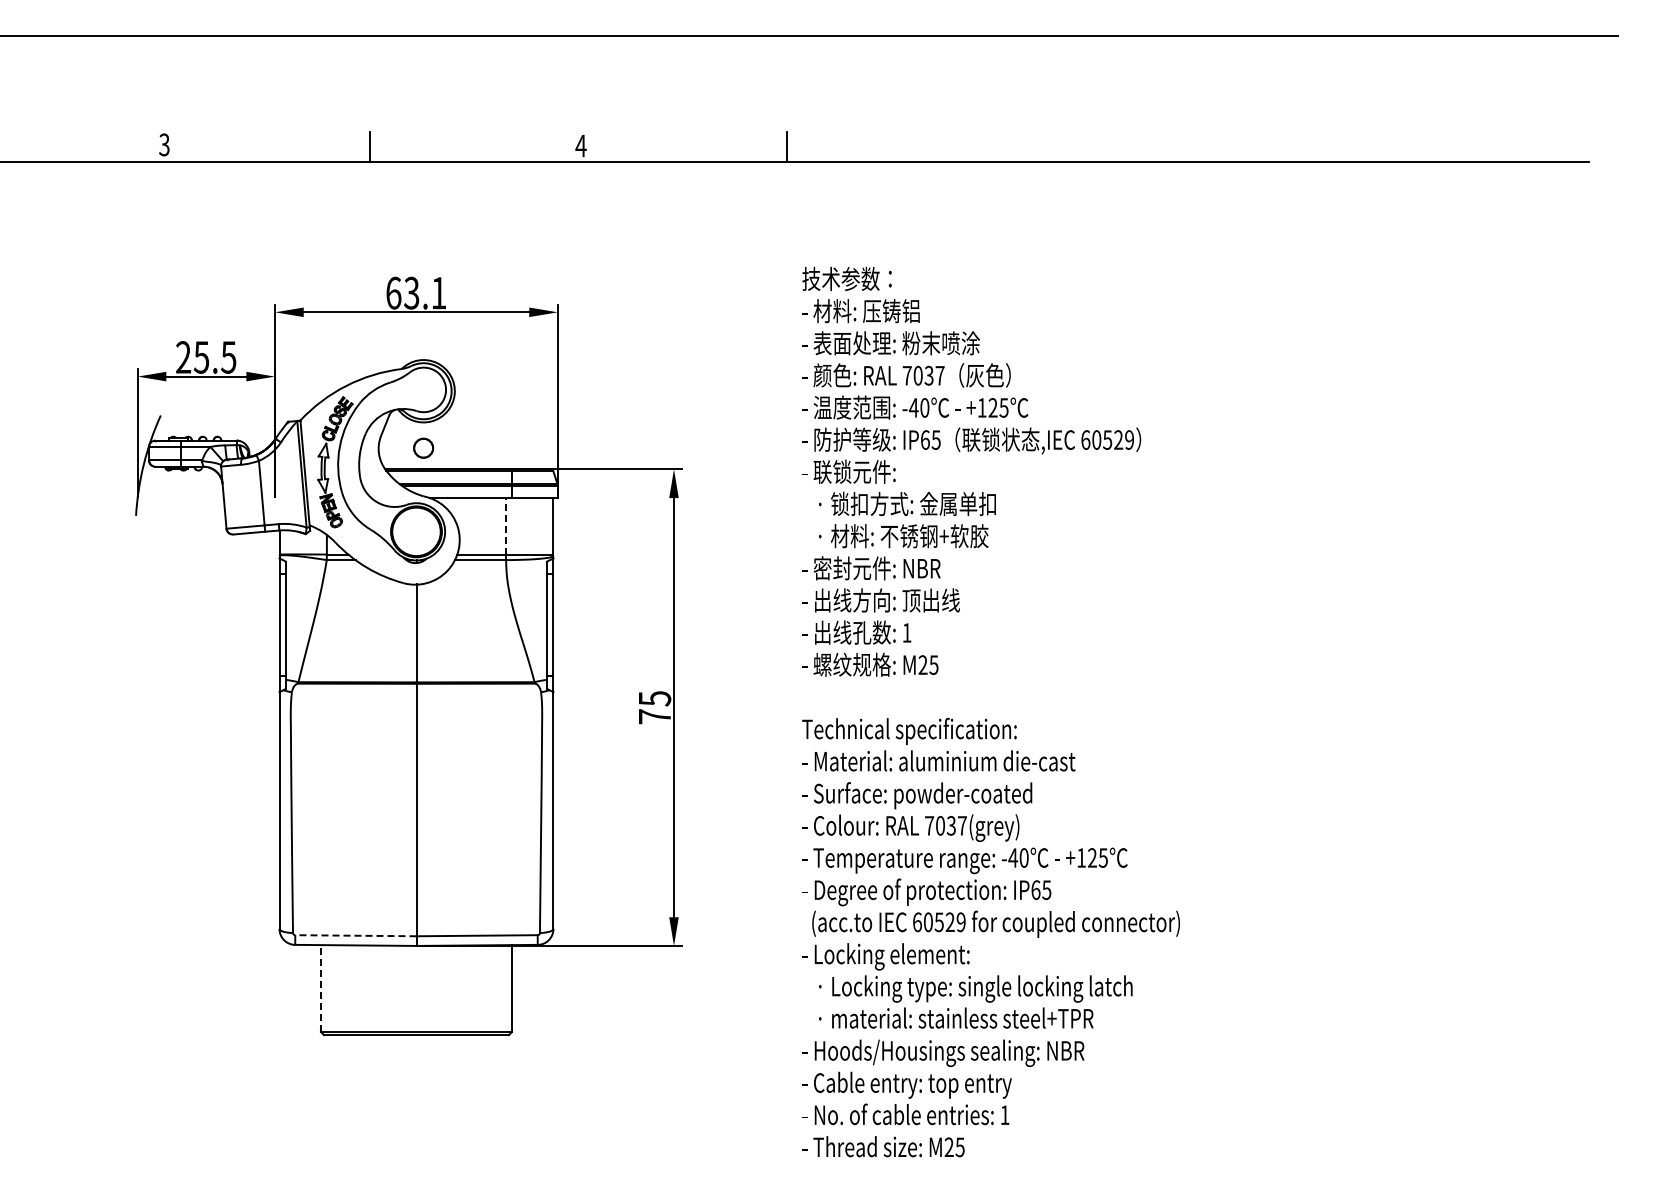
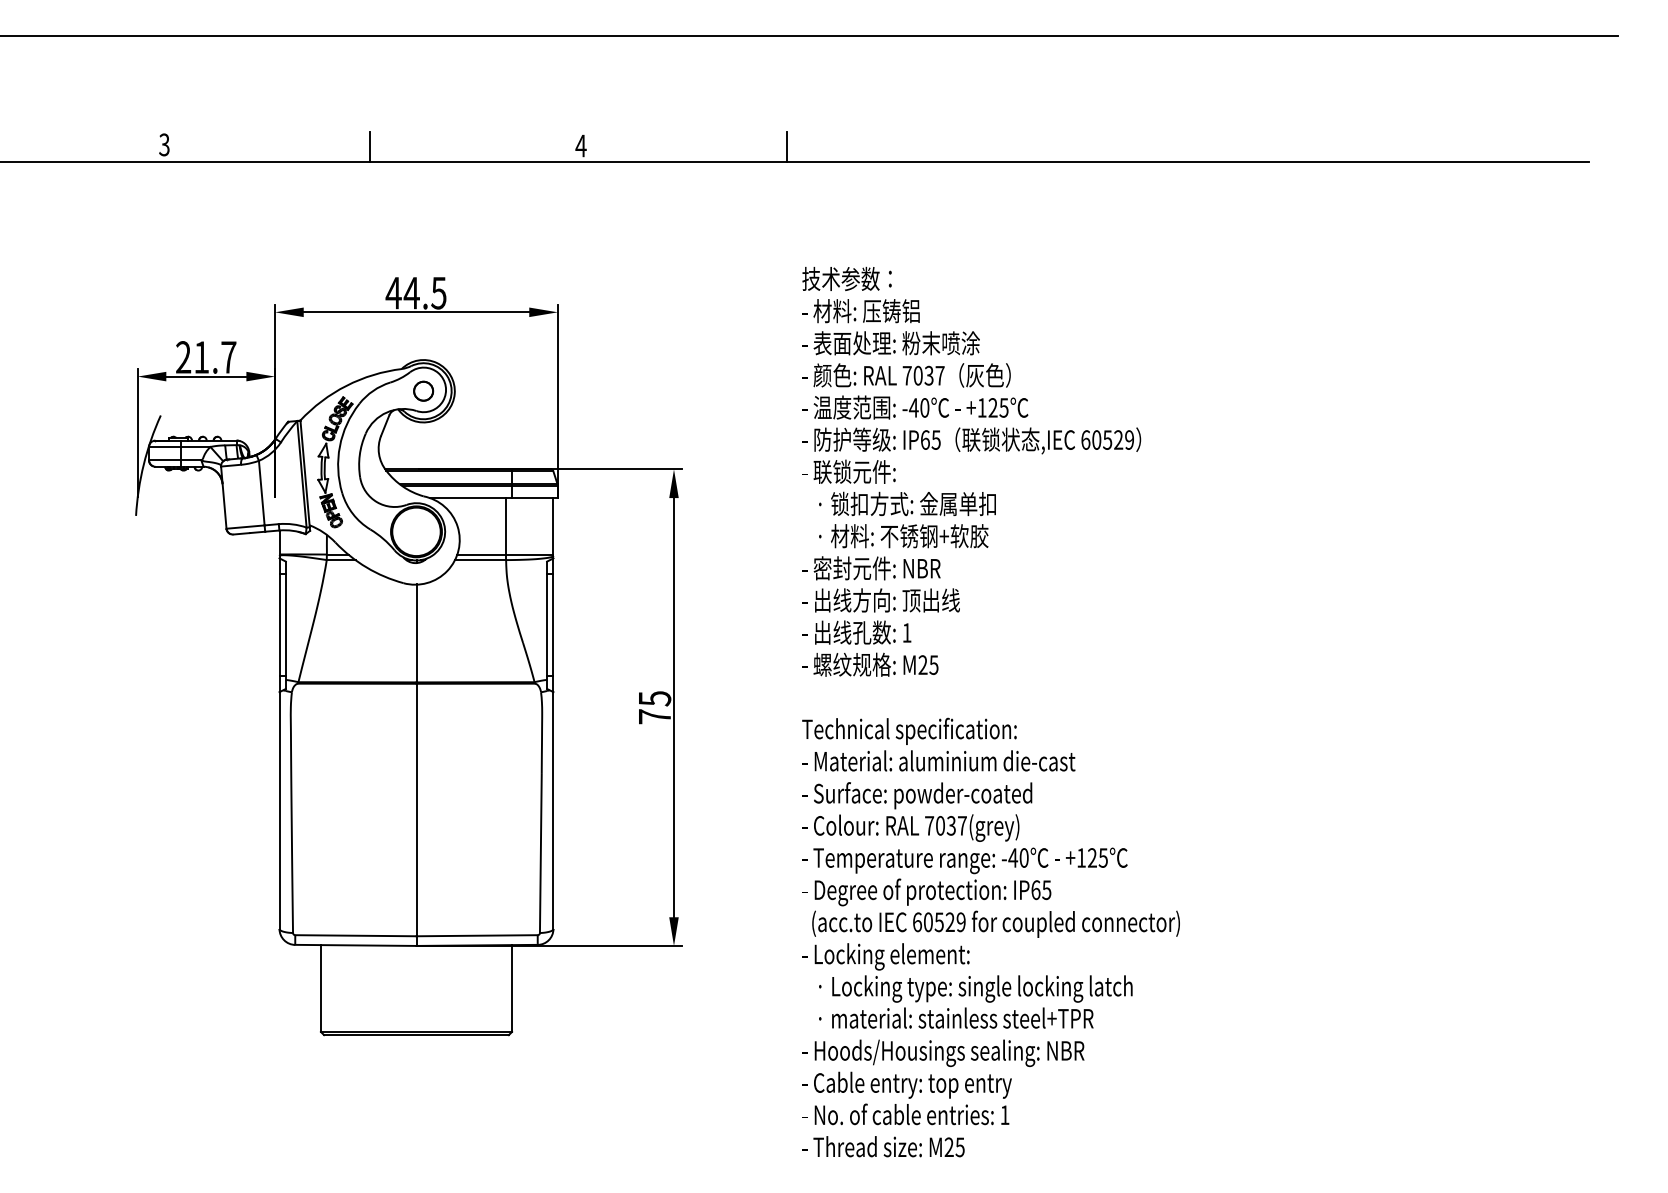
text: 63.1 -> 44.5 (415, 292)
text: 25.5 -> 21.7 (214, 357)
circle position: (423, 447) -> (423, 390) (423, 390)
line: dashed -> solid (506, 525)
line: dashed -> solid (355, 935)
line: dashed -> solid (320, 988)
